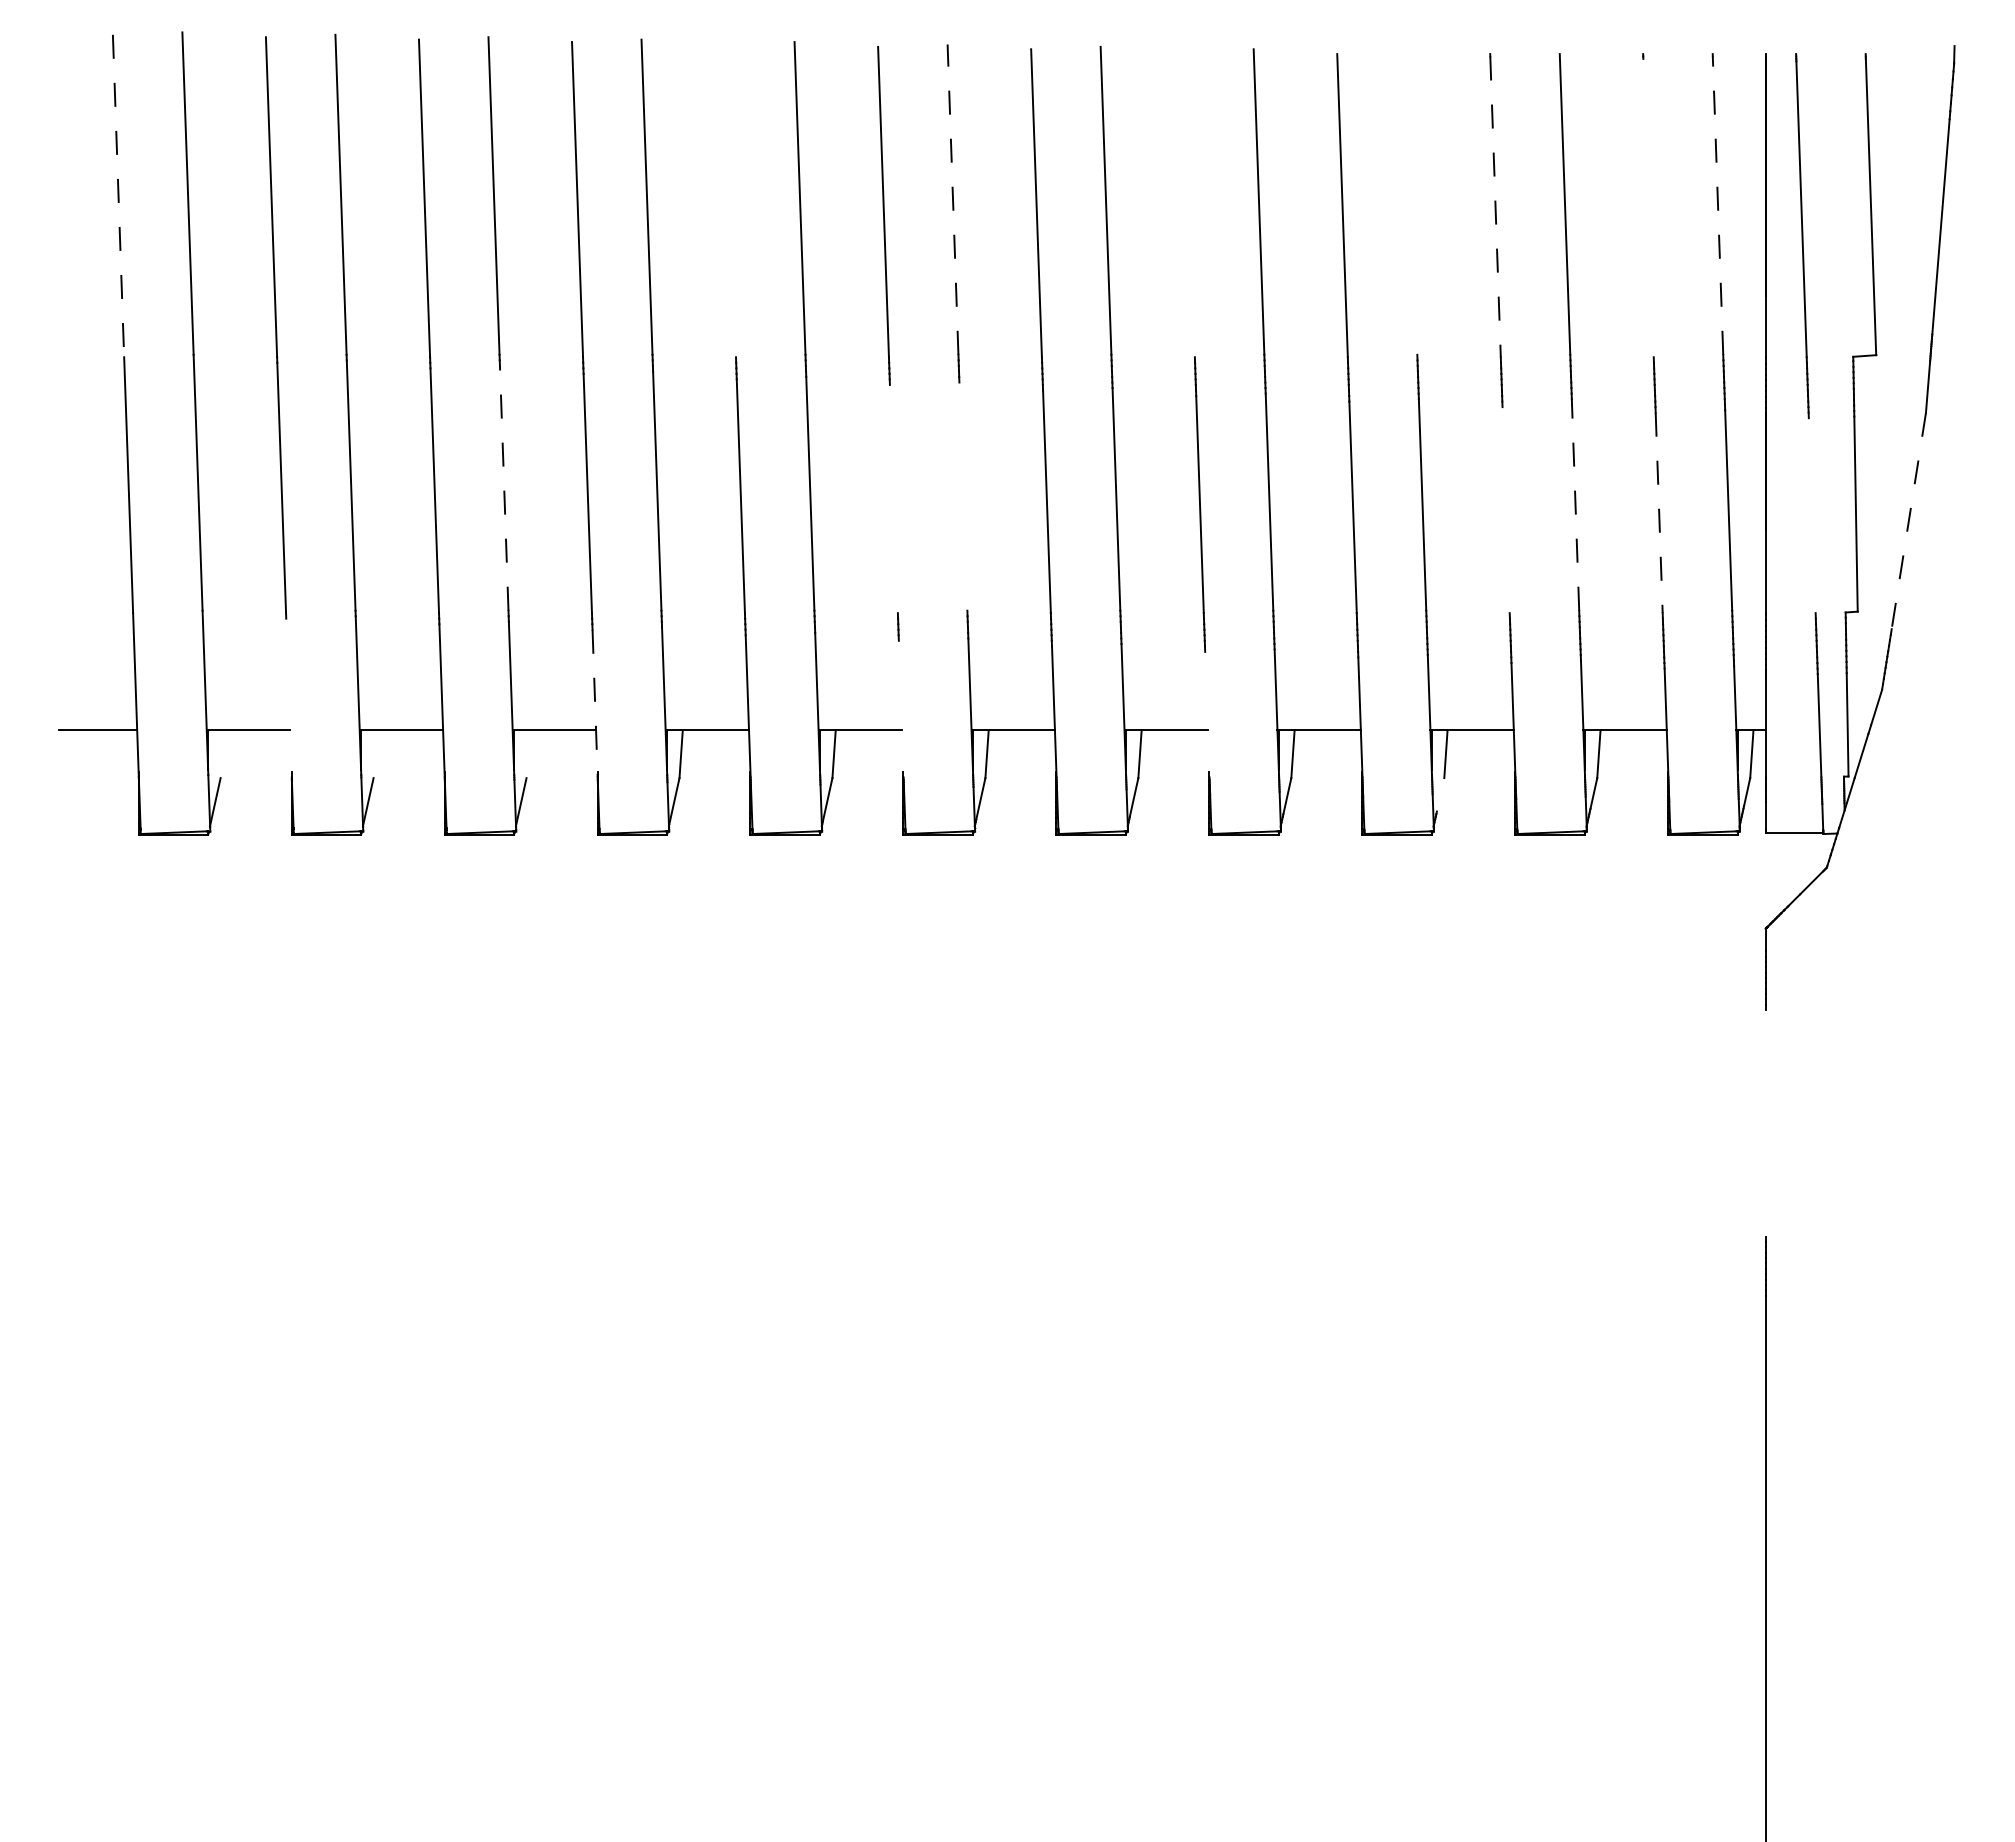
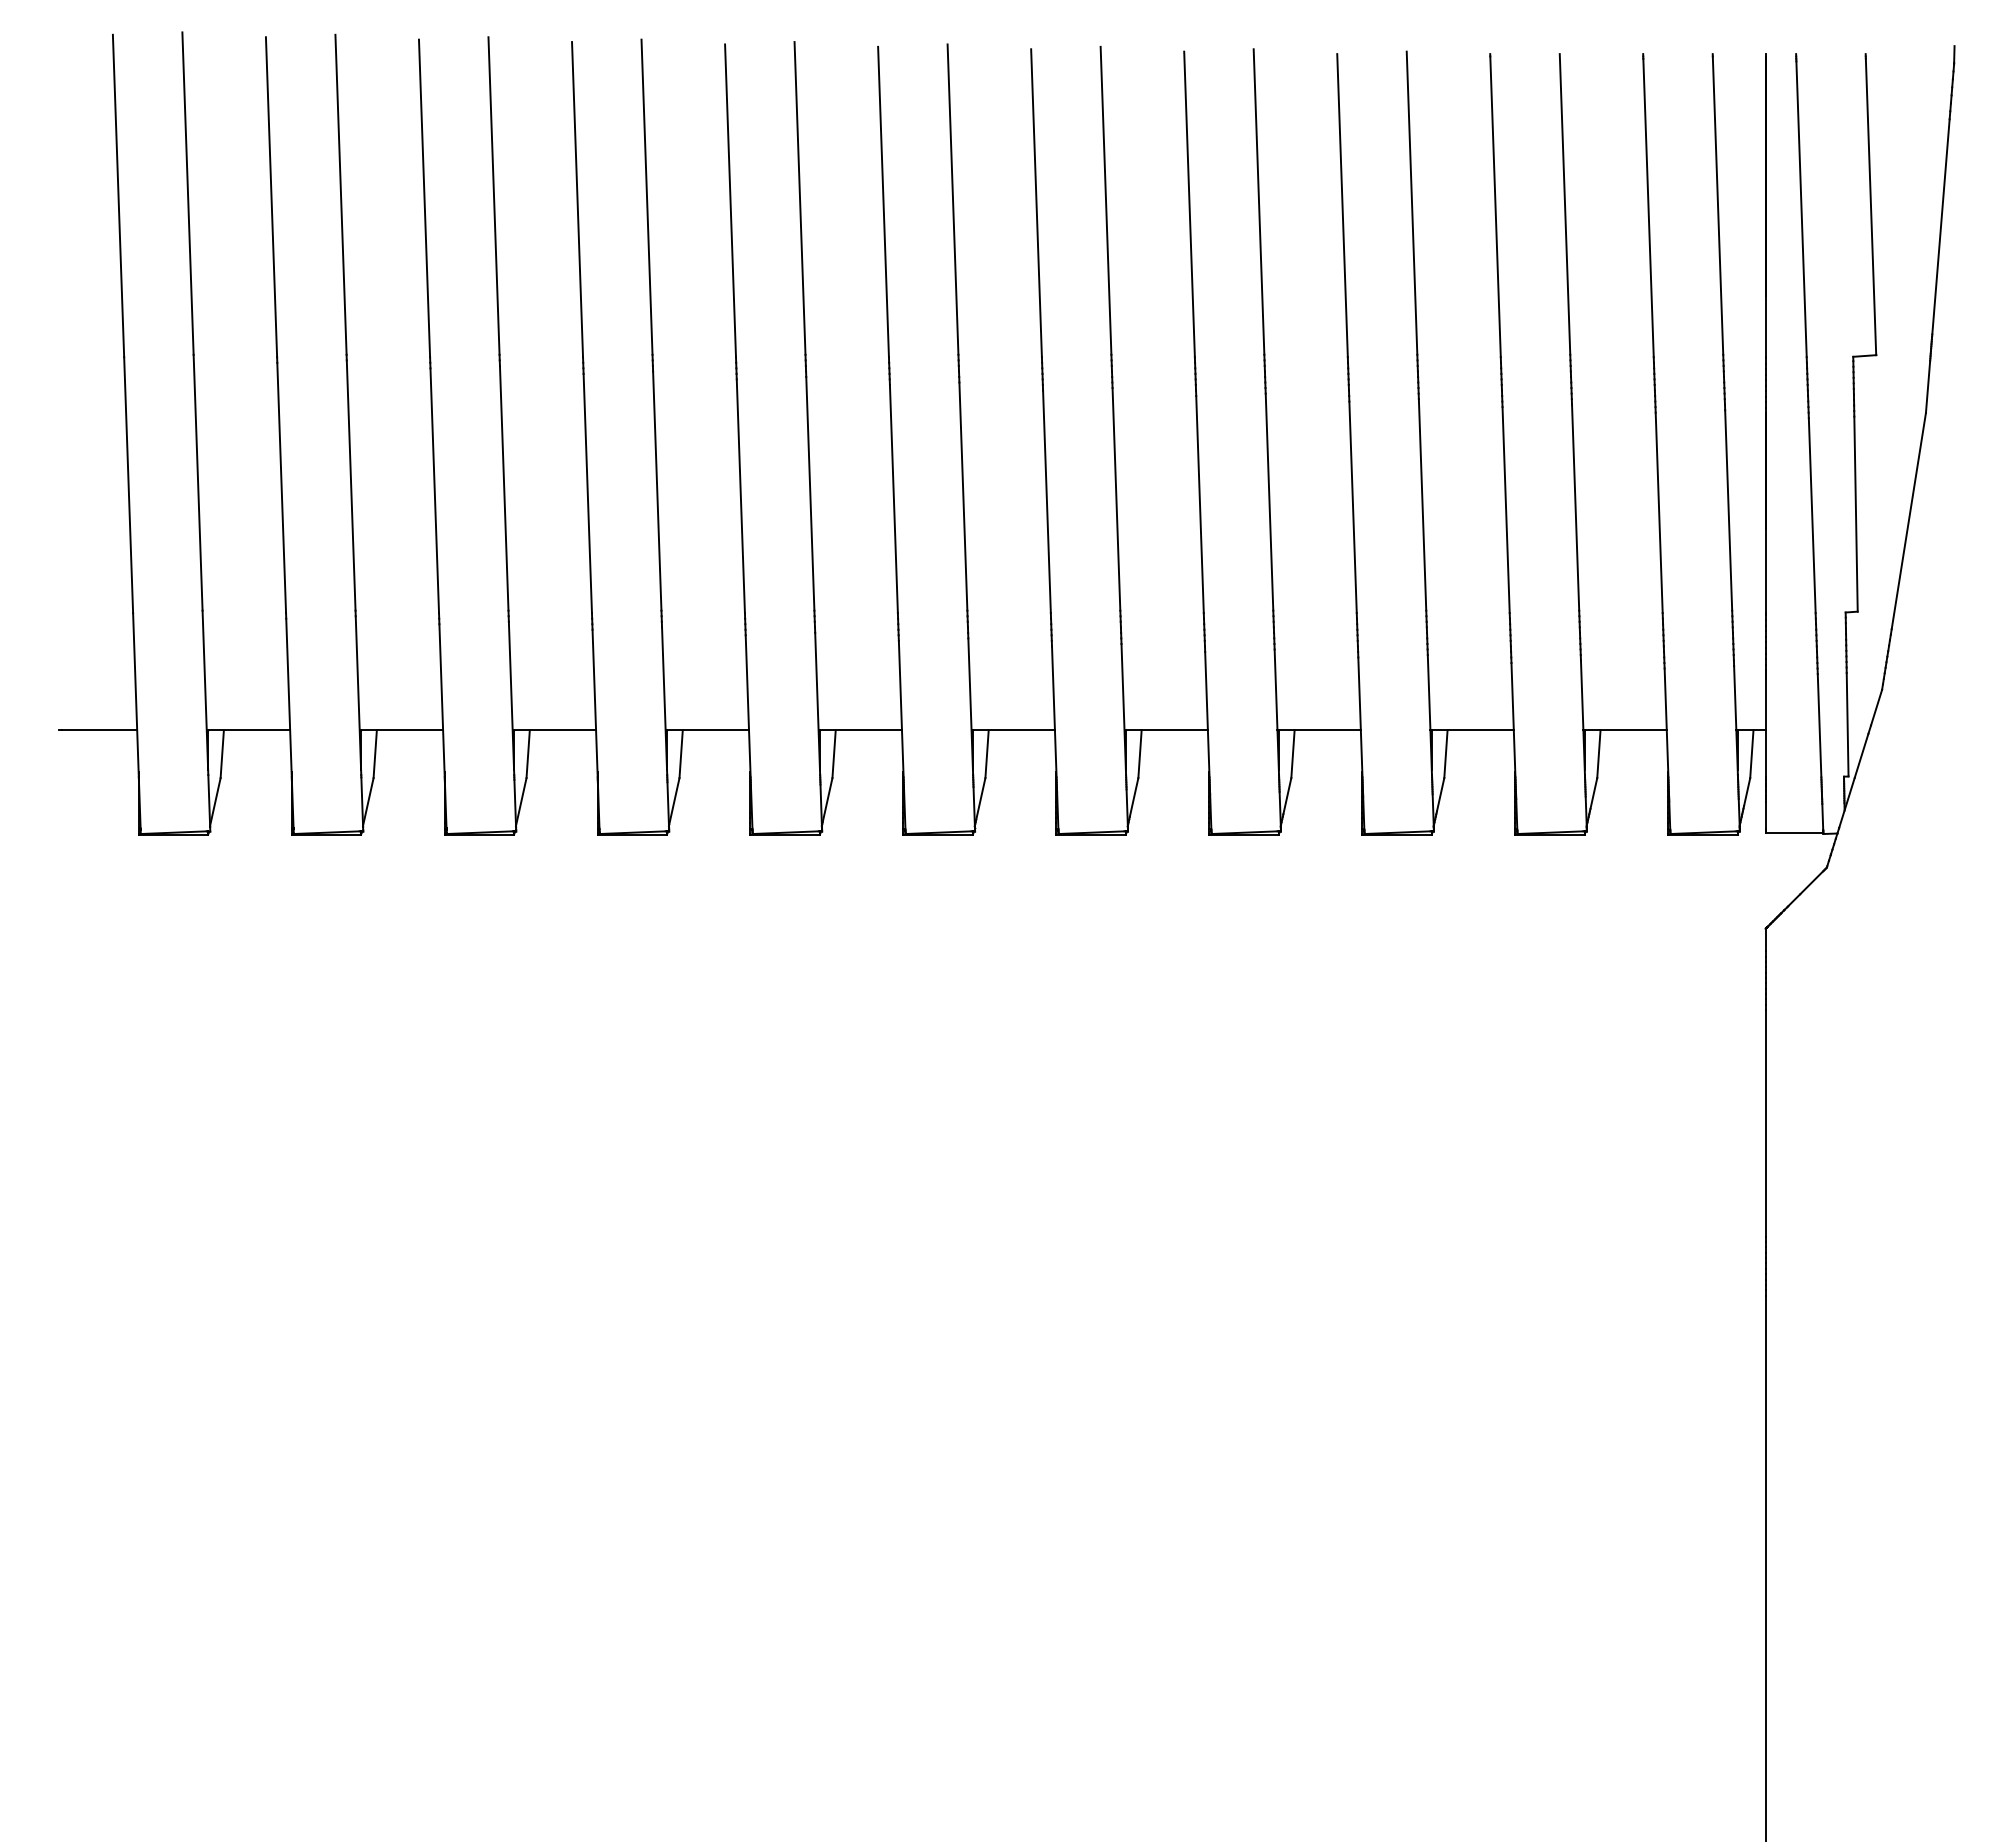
line: dashed -> solid (118, 196)
line: dashed -> solid (953, 199)
line: none -> present (730, 200)
line: none -> present (1411, 202)
line: none -> present (1189, 204)
line: dashed -> solid (1718, 205)
line: dashed -> solid (1495, 207)
line: none -> present (1648, 207)
line: dashed -> solid (504, 487)
line: none -> present (963, 496)
line: none -> present (893, 498)
line: dashed -> solid (1575, 507)
line: none -> present (1505, 510)
line: dashed -> solid (1659, 513)
line: none -> present (1811, 515)
line: dashed -> solid (1908, 521)
line: none -> present (288, 697)
line: dashed -> solid (595, 703)
line: none -> present (900, 708)
line: none -> present (1207, 714)
line: none -> present (221, 754)
line: none -> present (374, 754)
line: none -> present (527, 754)
line: none -> present (1440, 794)
line: none -> present (1765, 1123)
